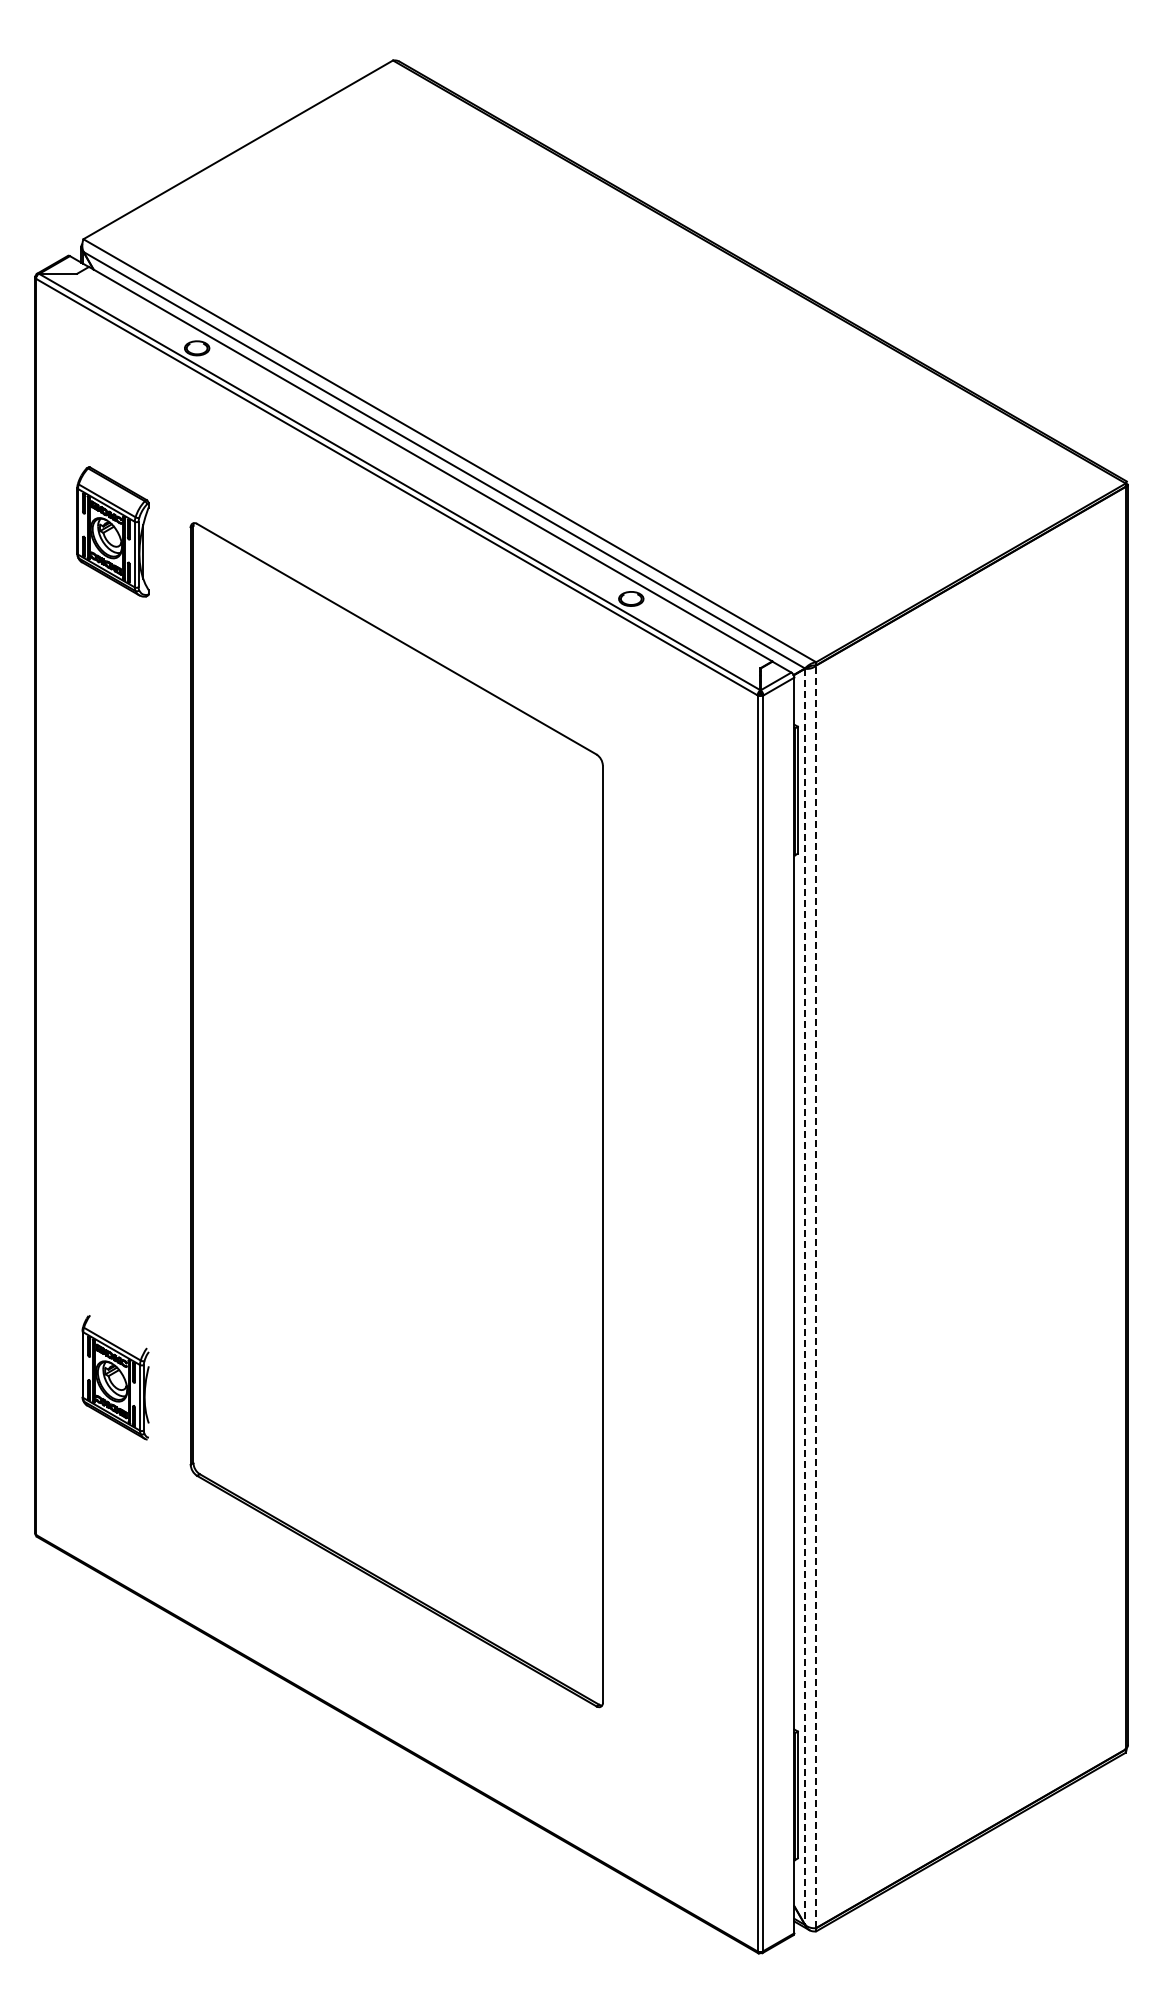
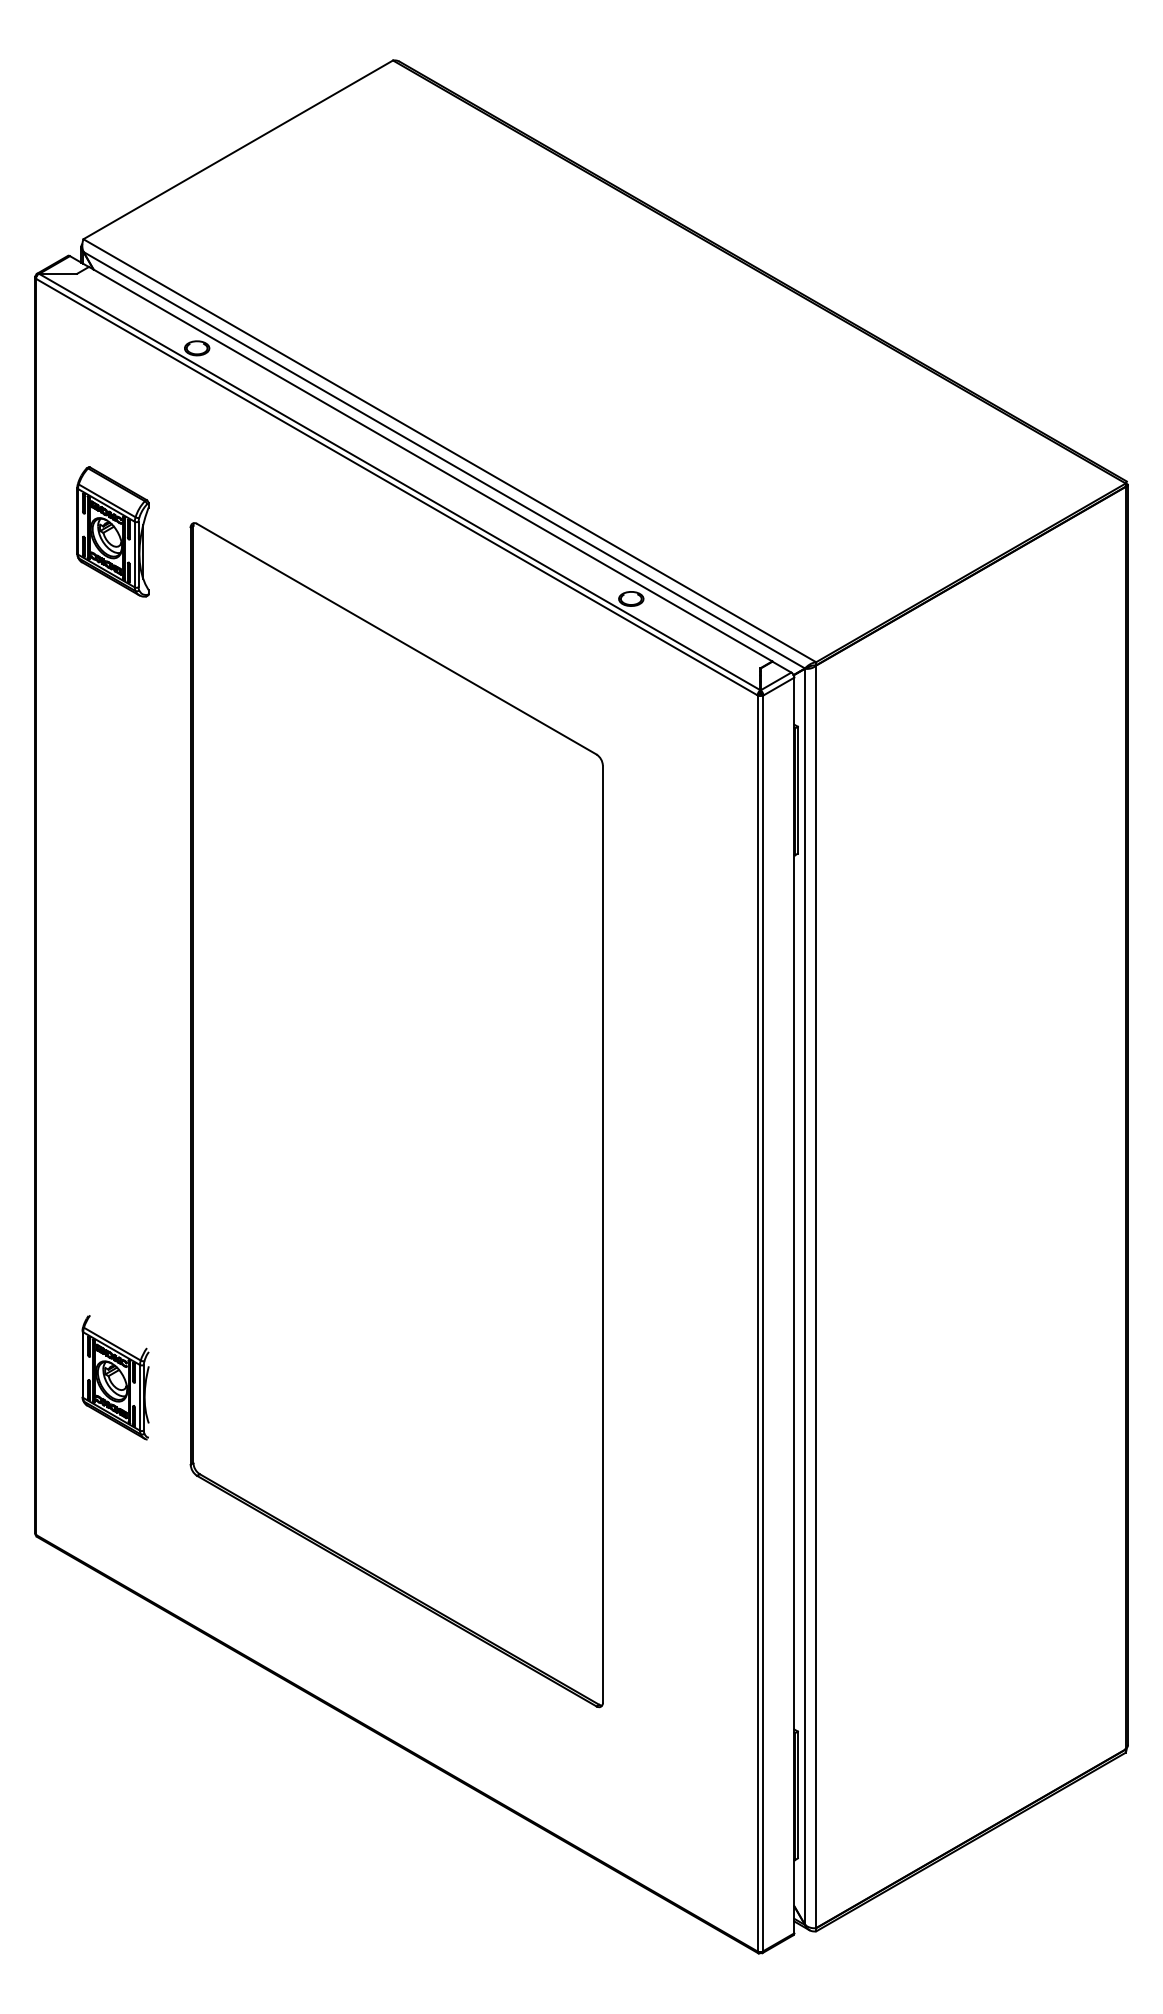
line: dashed -> solid (816, 1296)
line: dashed -> solid (805, 1297)
